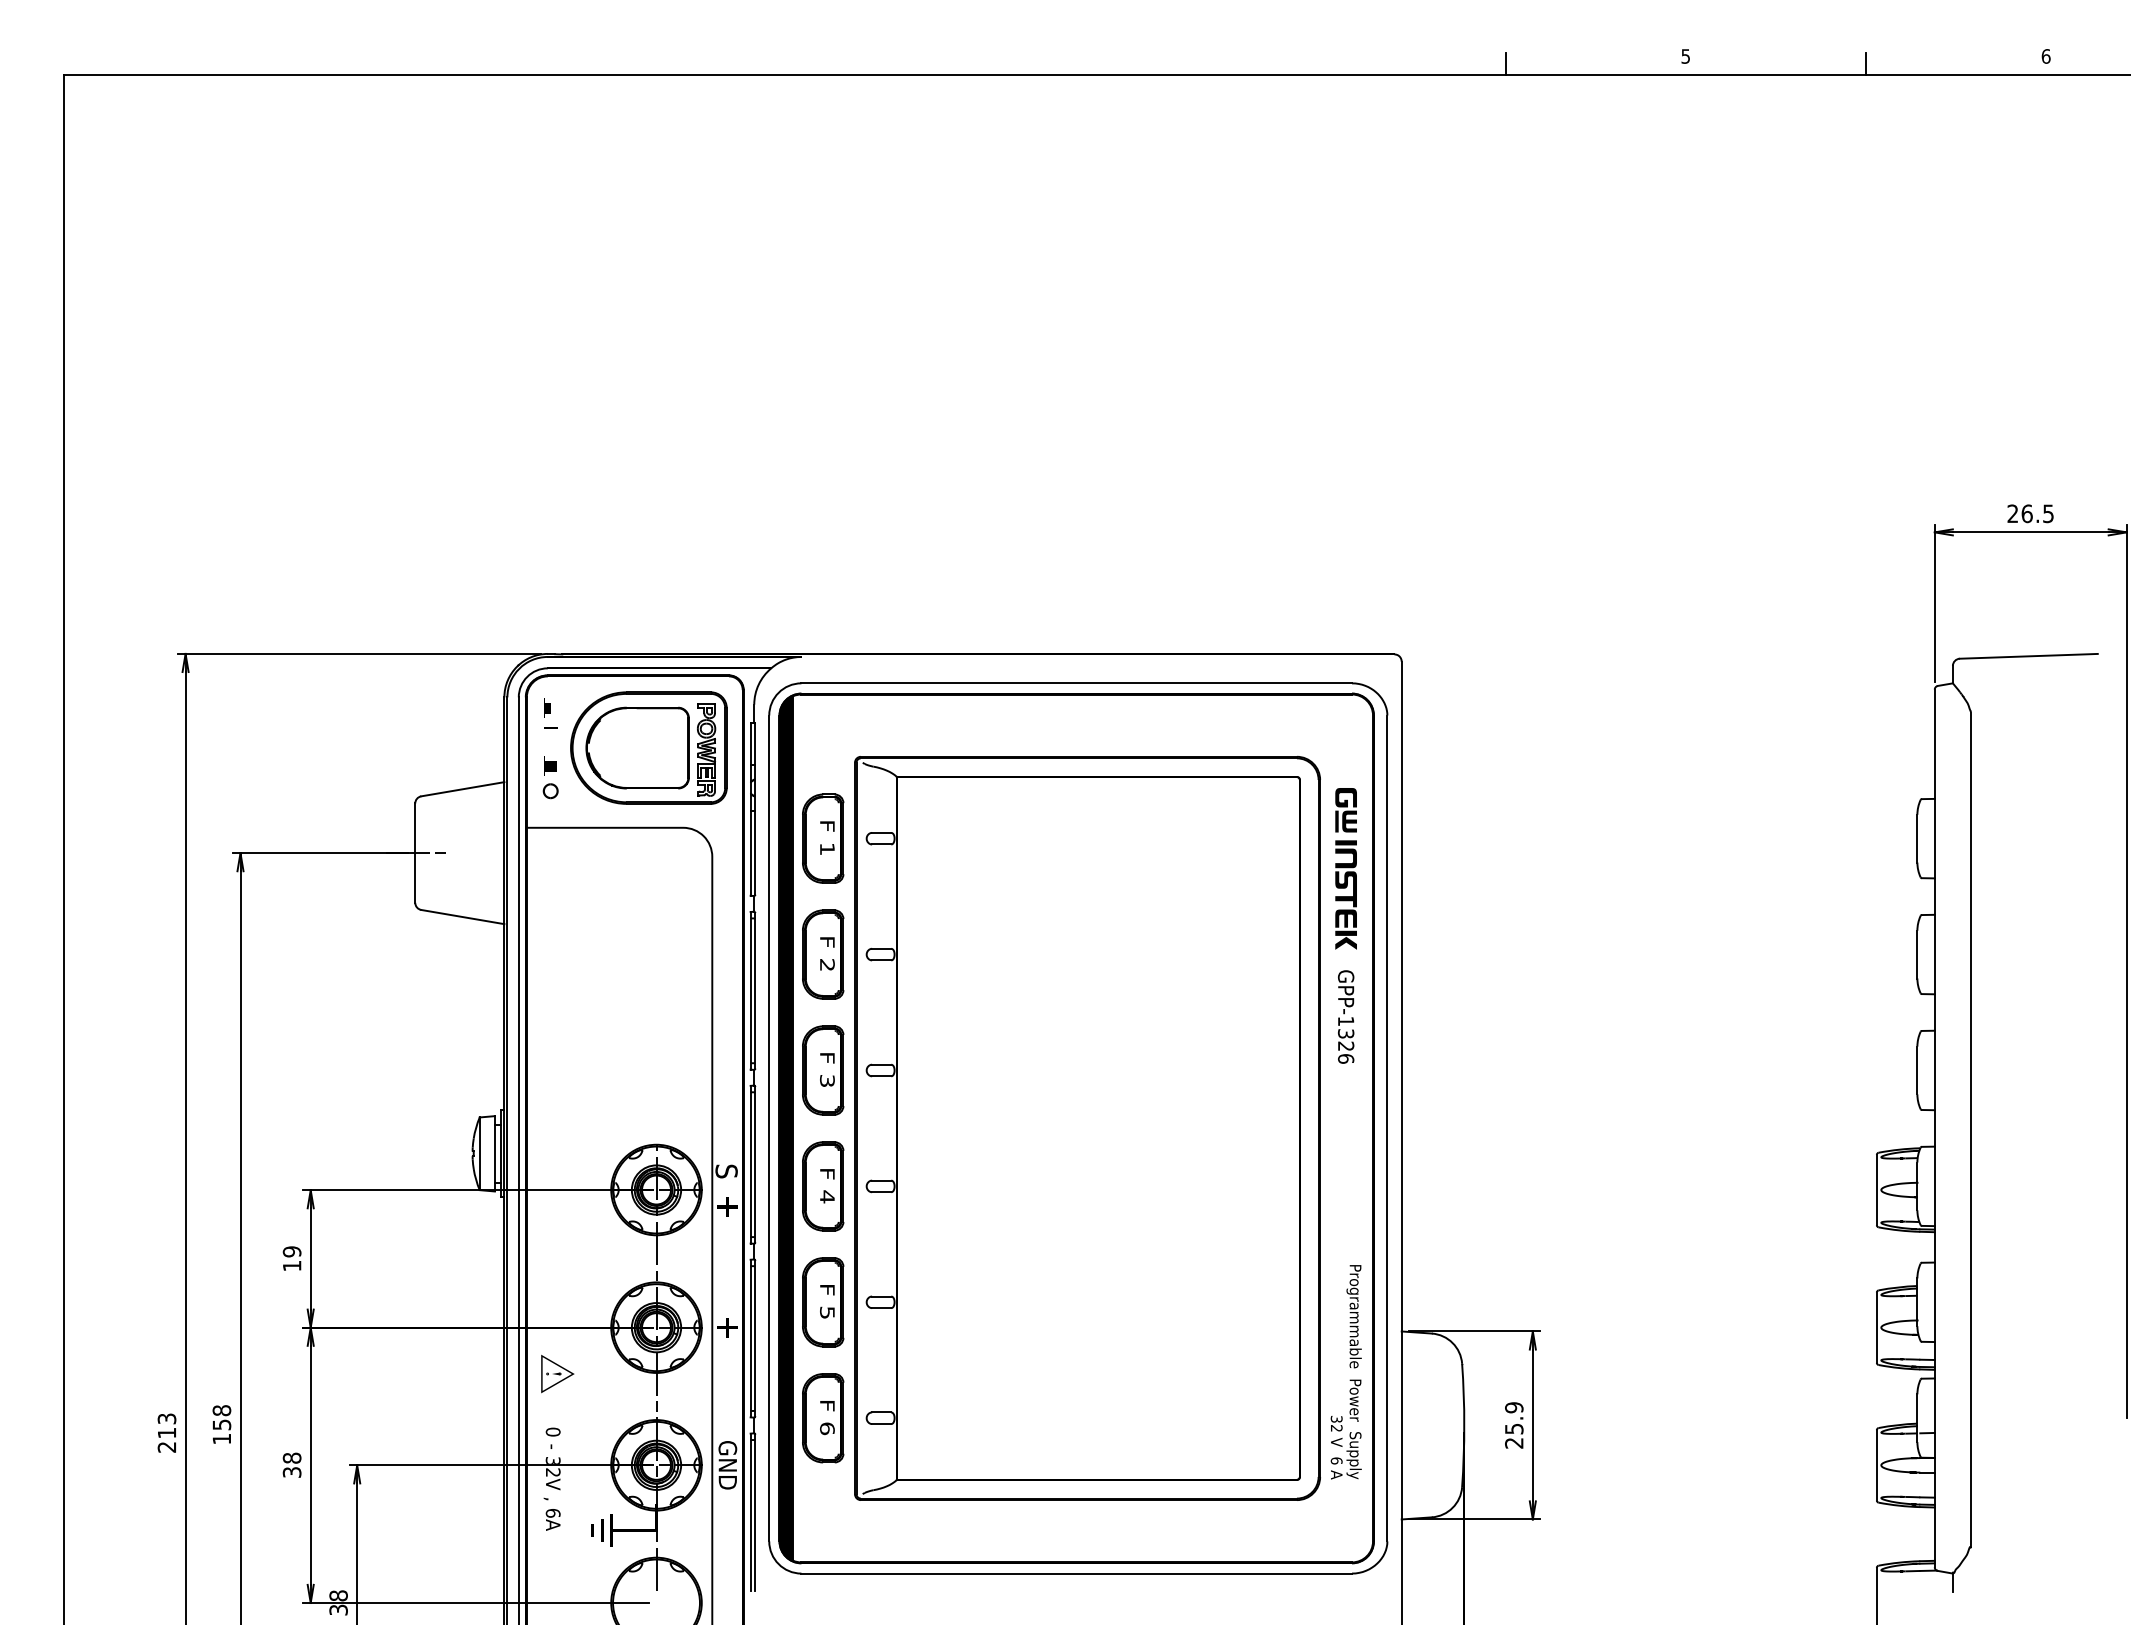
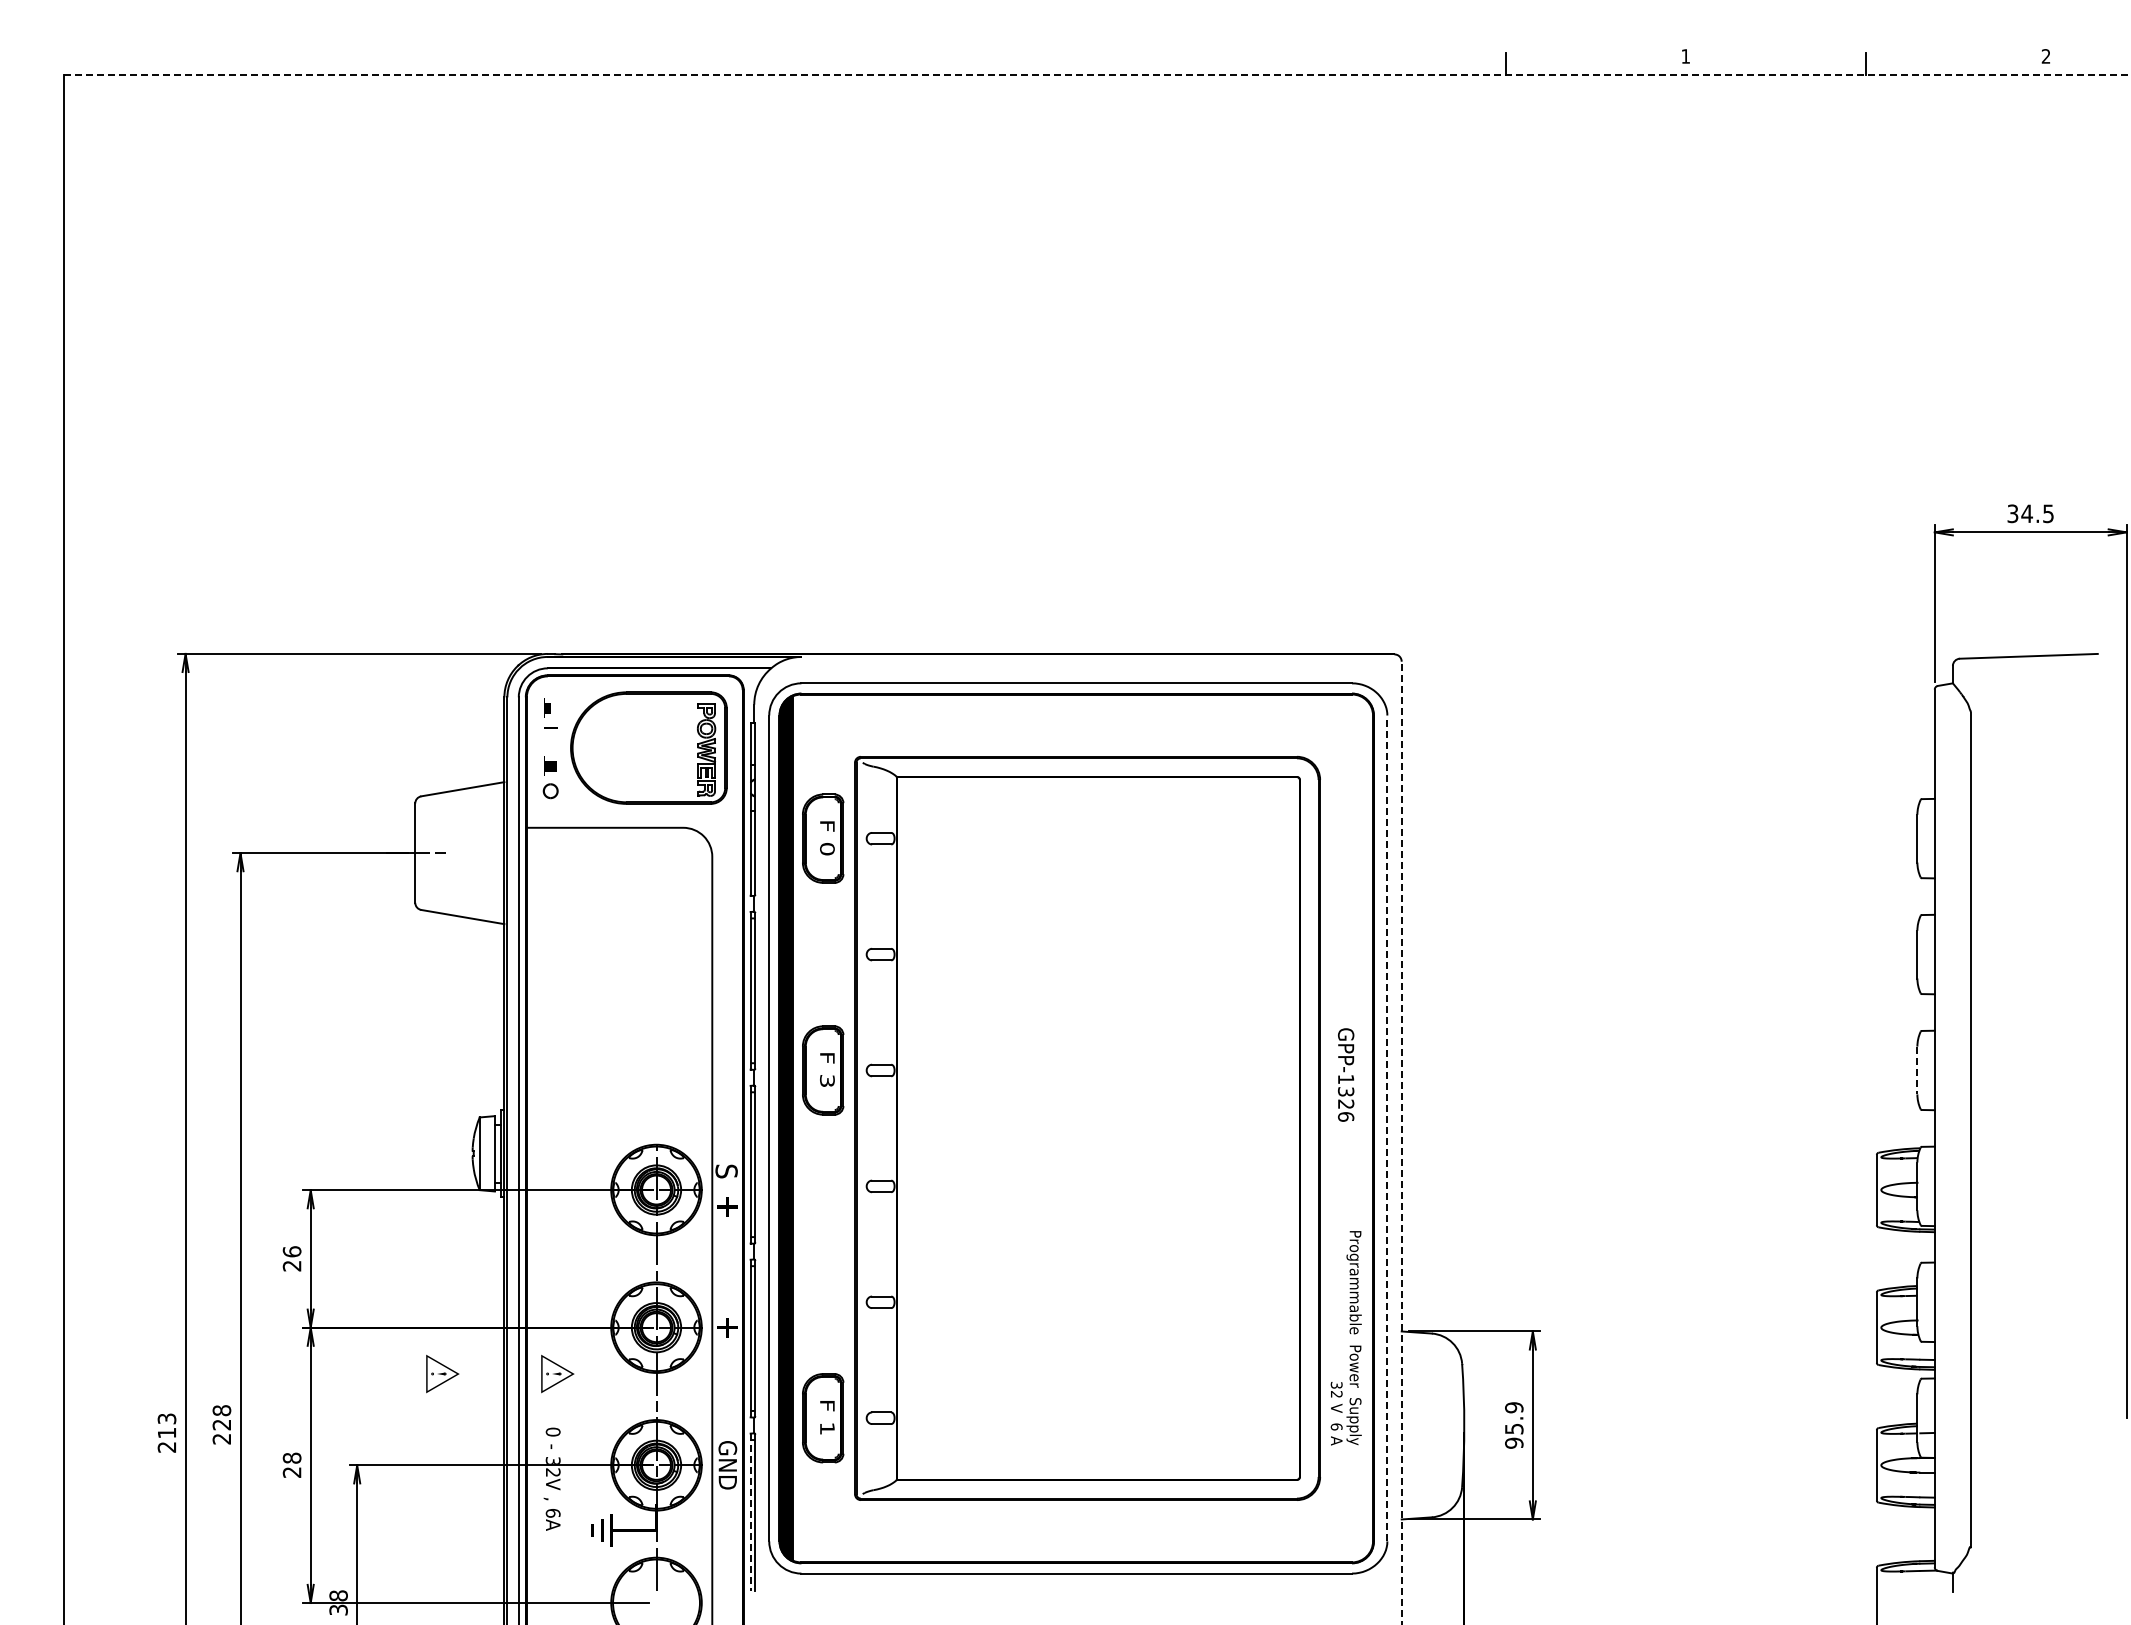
text: 5 -> 1 (1685, 56)
text: 6 -> 2 (2045, 56)
line: solid -> dashed (1097, 75)
text: 26.5 -> 34.5 (2019, 513)
part: present -> none (637, 747)
text: 1 -> 0 (827, 849)
part: present -> none (1345, 868)
part: present -> none (823, 954)
text position: (1346, 1016) -> (1346, 1074) (1346, 1074)
line: solid -> dashed (1917, 1070)
line: solid -> dashed (1387, 1128)
line: solid -> dashed (1401, 1142)
part: present -> none (823, 1186)
text: 19 -> 26 (291, 1258)
part: present -> none (823, 1302)
text position: (1345, 1372) -> (1345, 1338) (1345, 1338)
part: none -> present (442, 1374)
text: 6 -> 1 (827, 1428)
text: 158 -> 228 (221, 1431)
text: 25.9 -> 95.9 (1514, 1442)
text: 38 -> 28 (292, 1472)
line: solid -> dashed (750, 1512)
